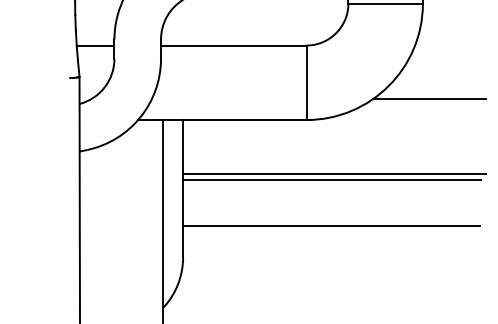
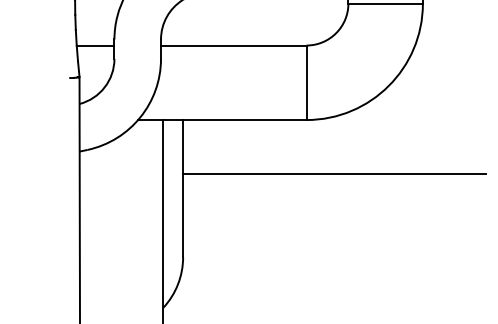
line: present -> none (429, 98)
line: present -> none (331, 179)
line: present -> none (331, 226)
